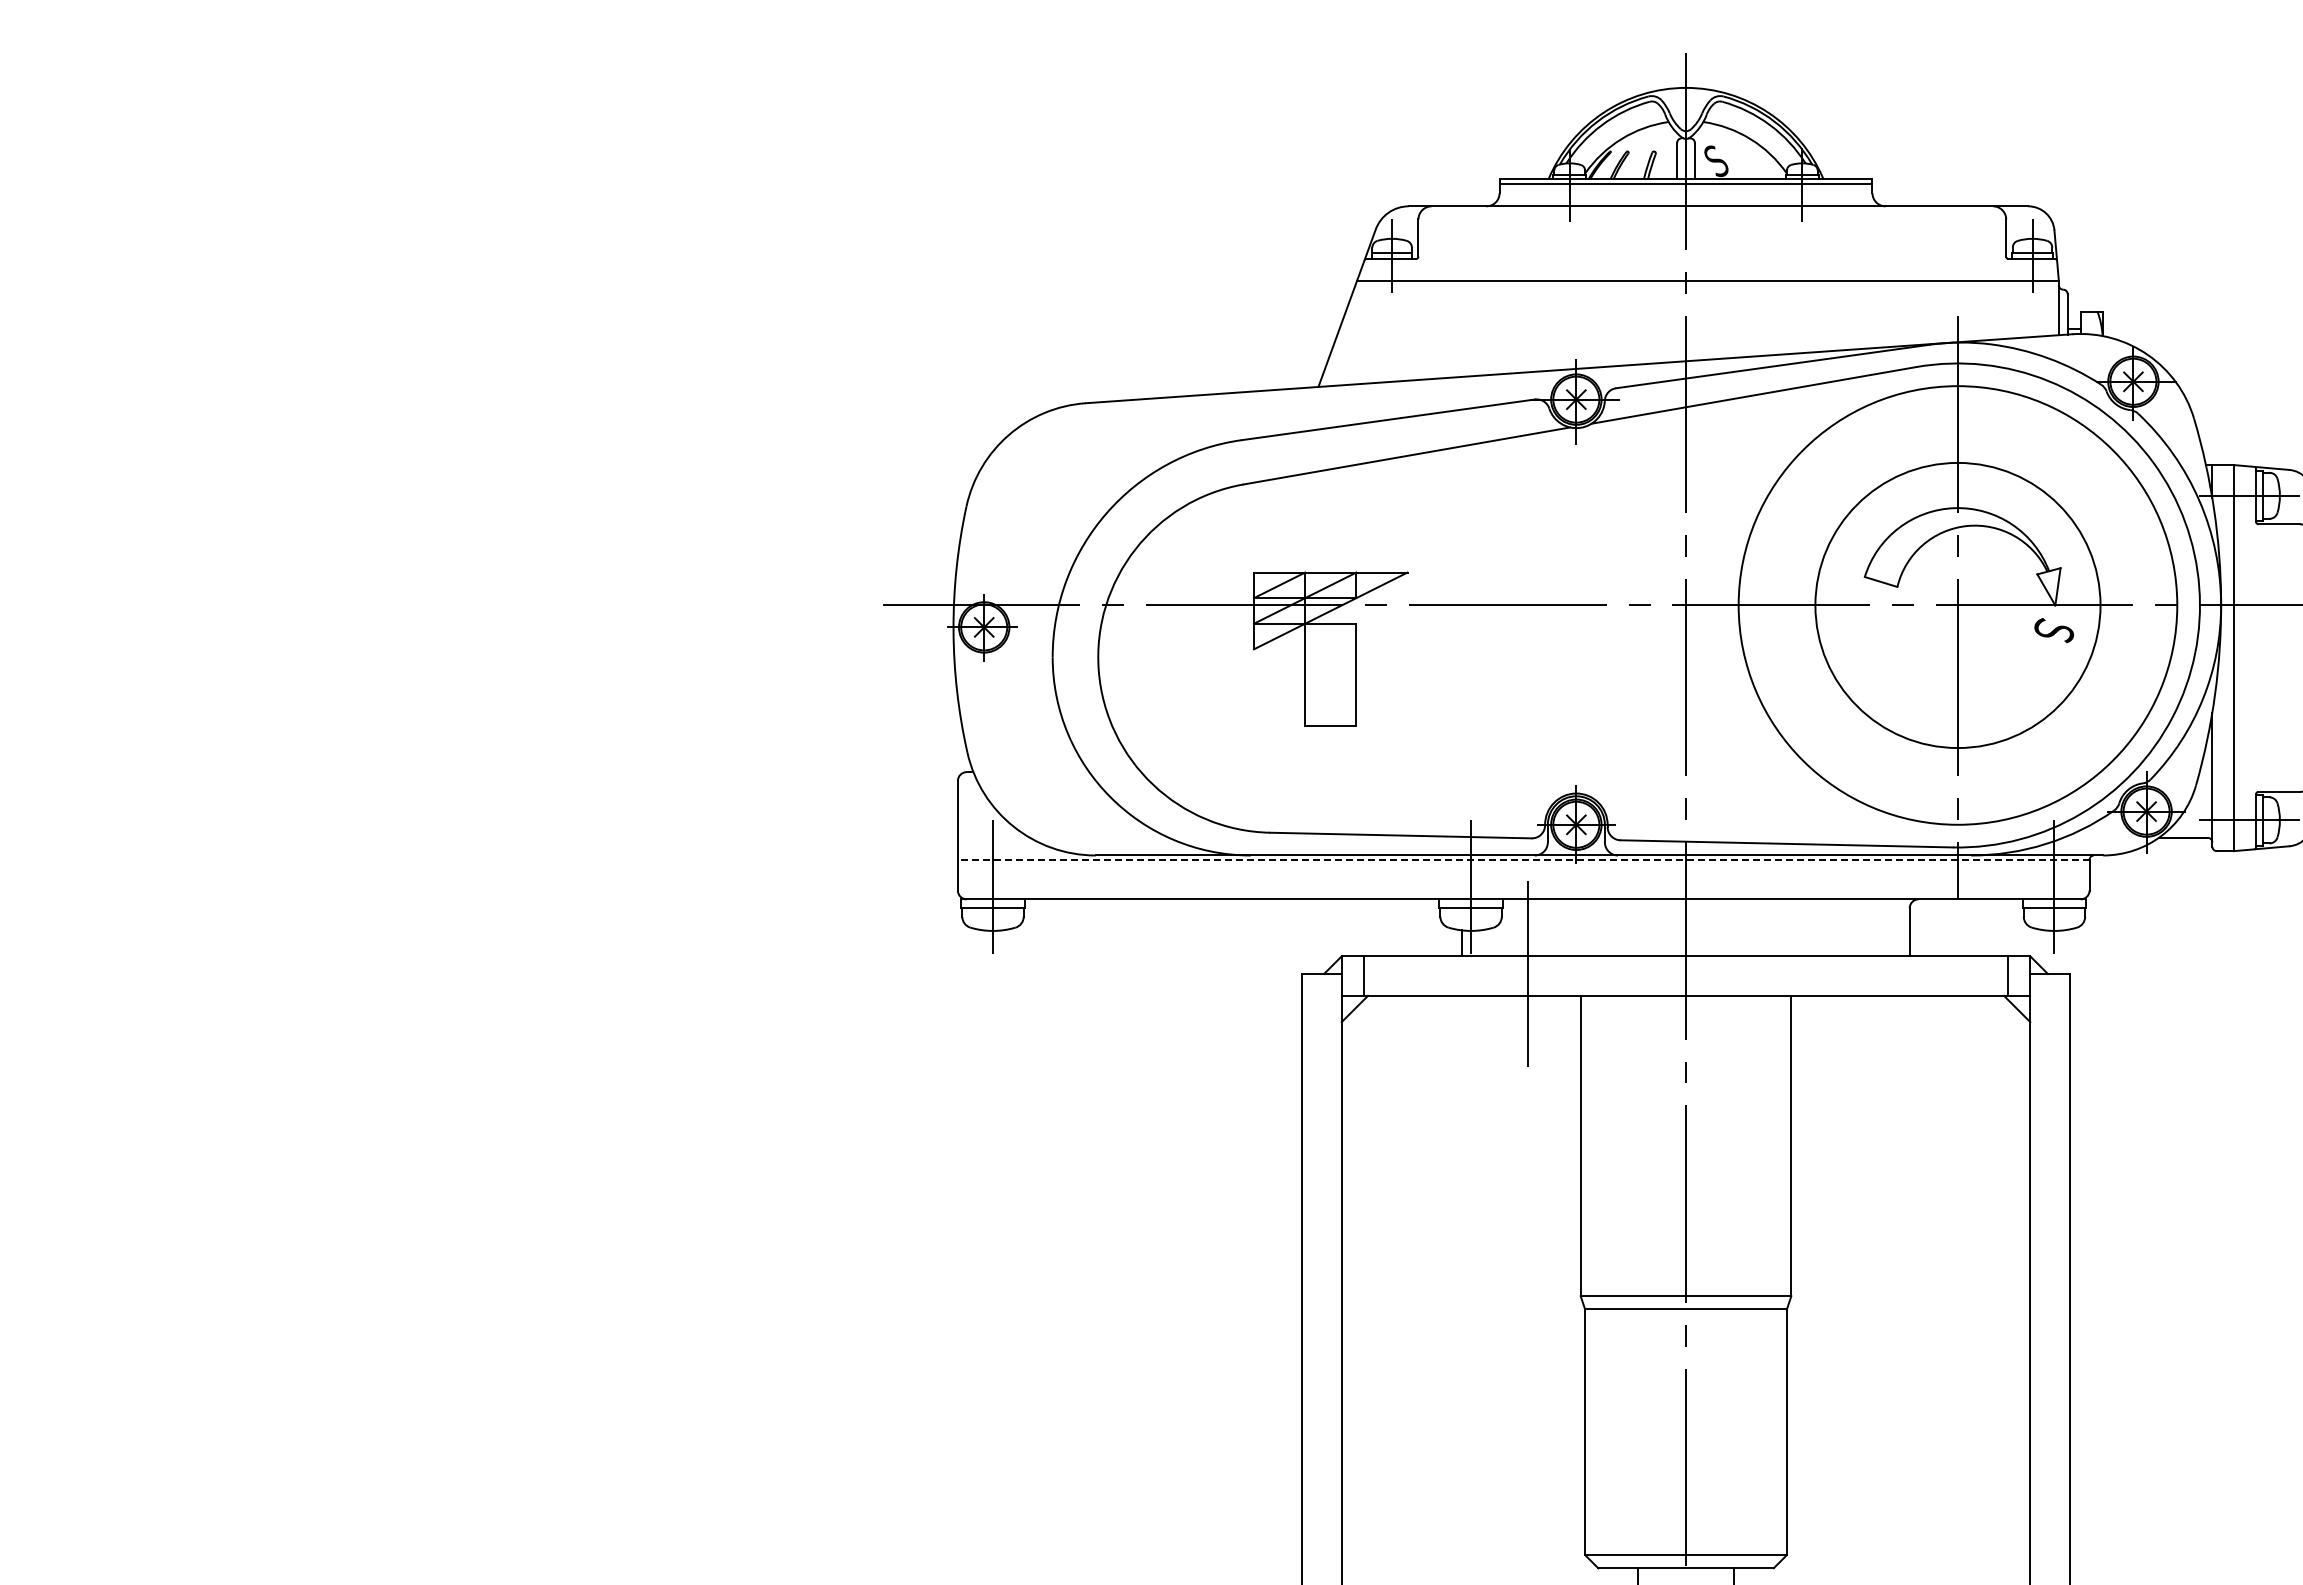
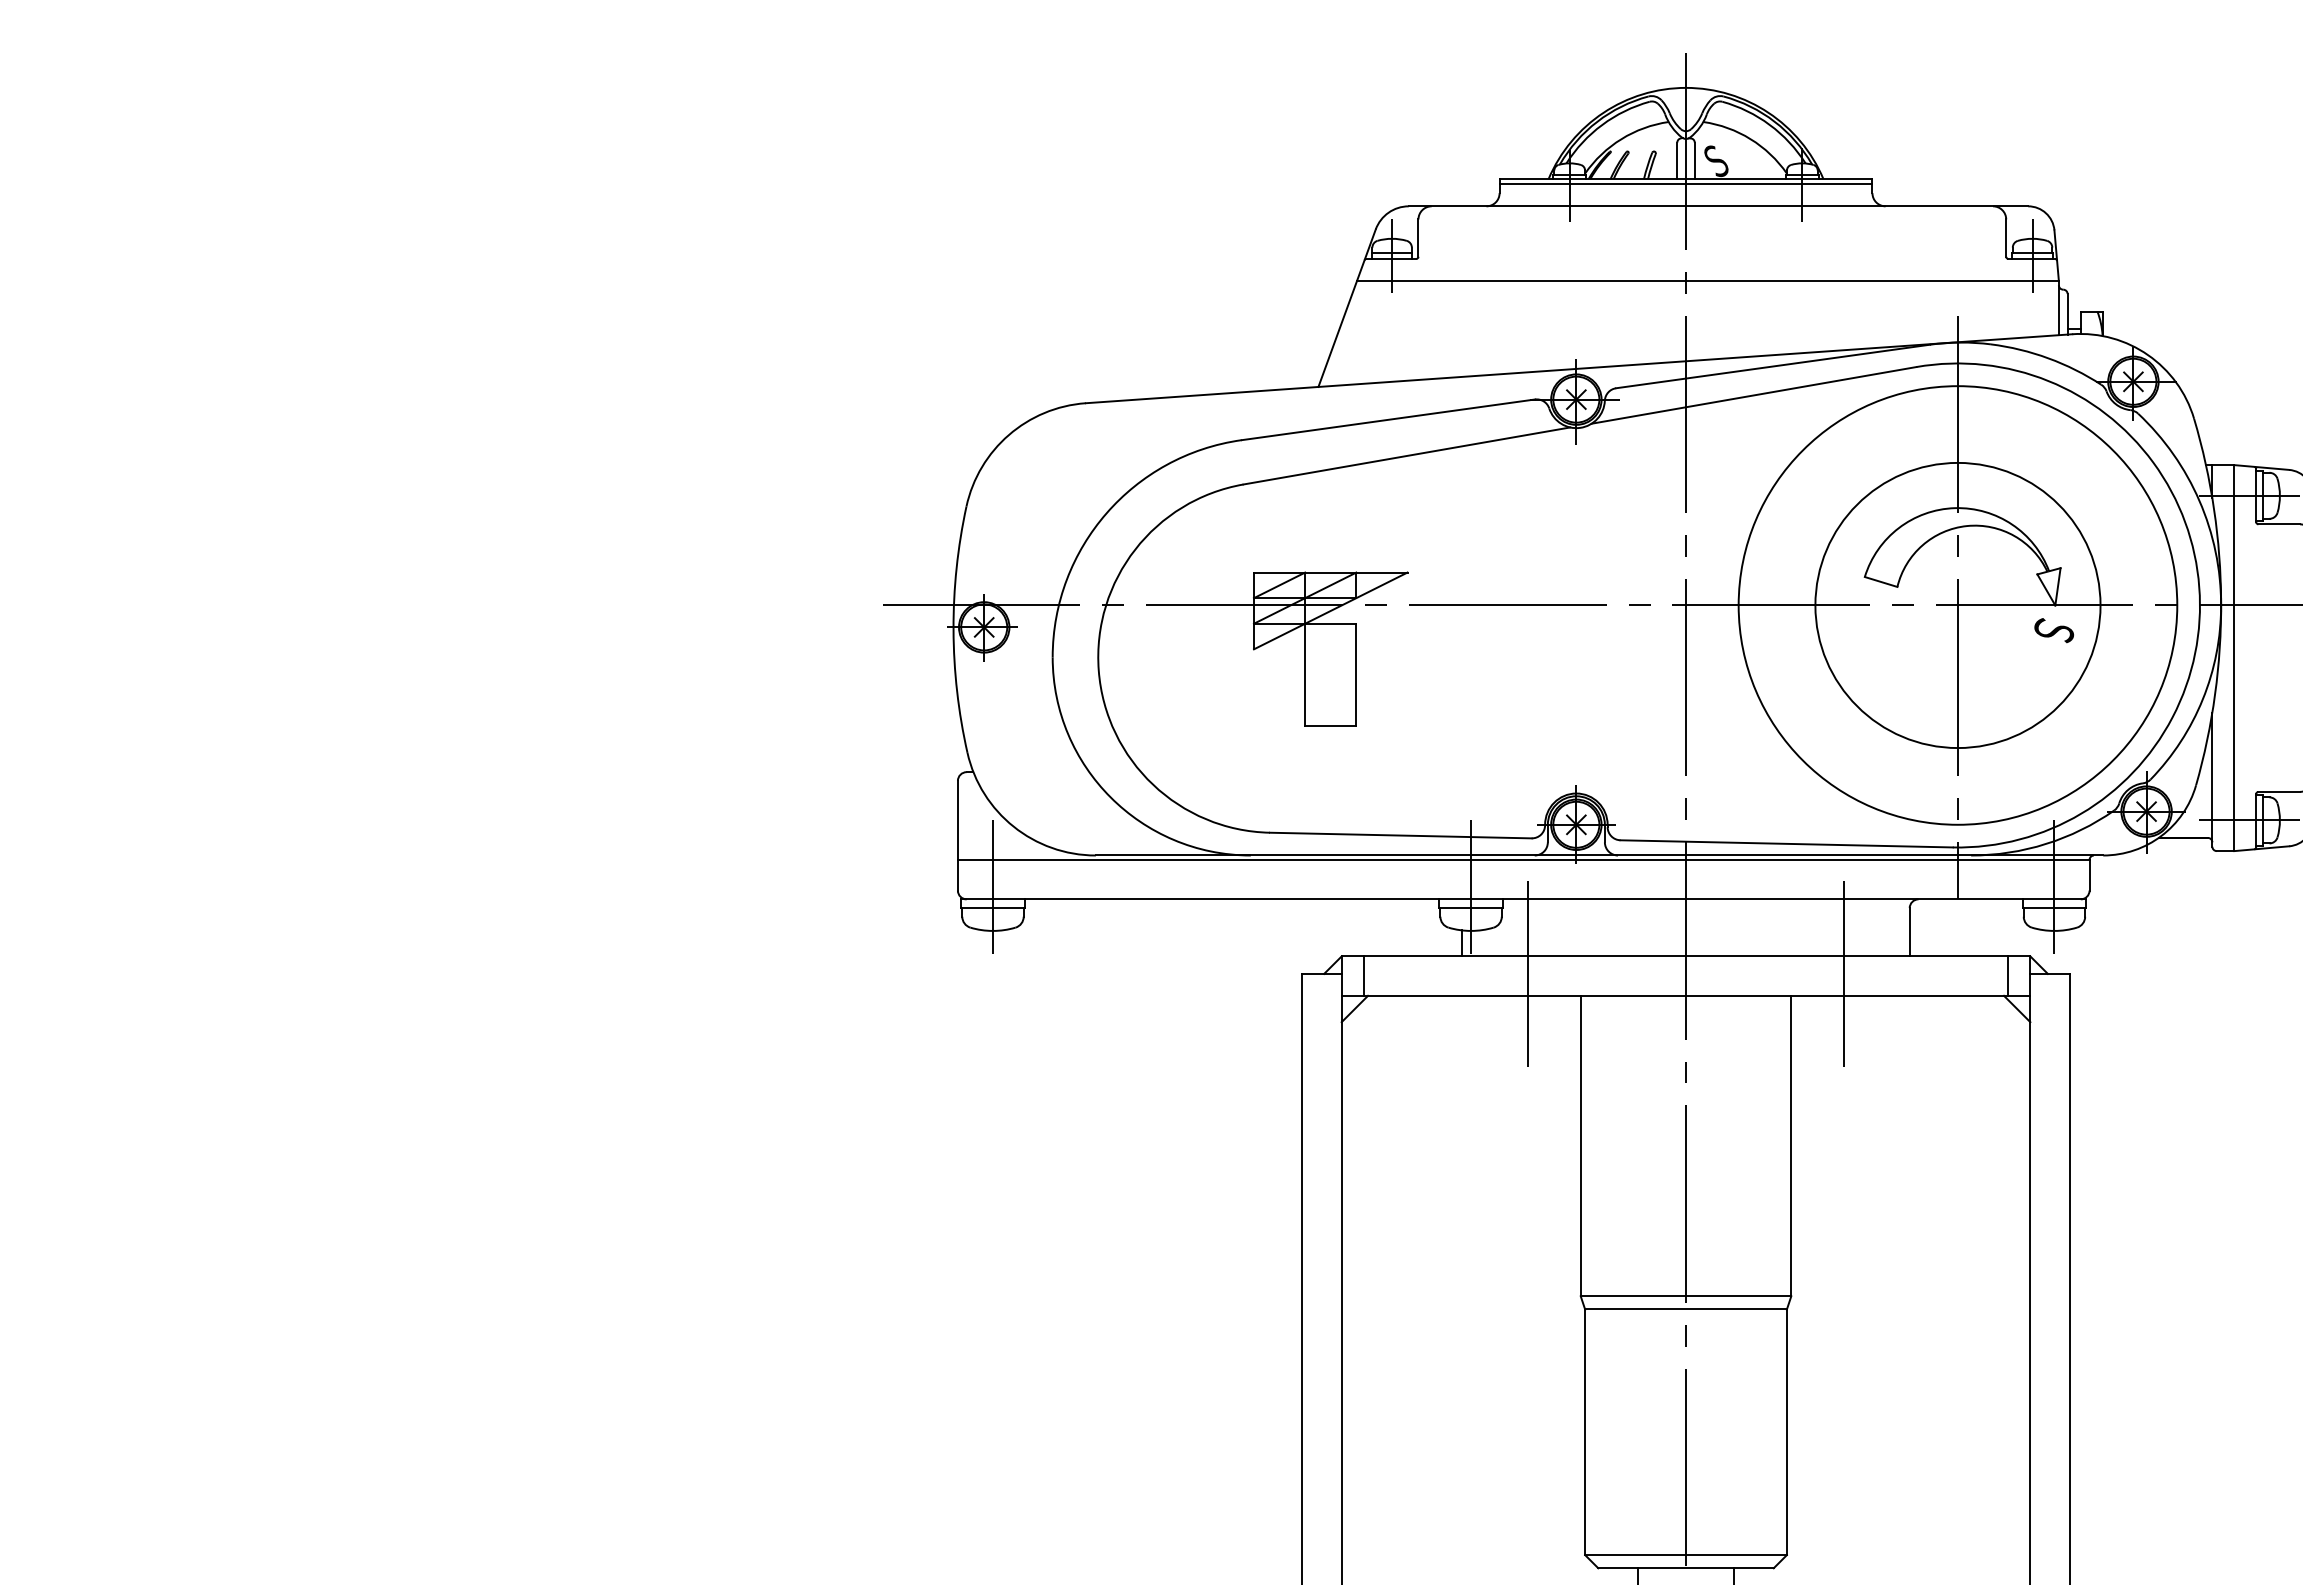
line: dashed -> solid (1523, 859)
line: none -> present (1844, 973)
